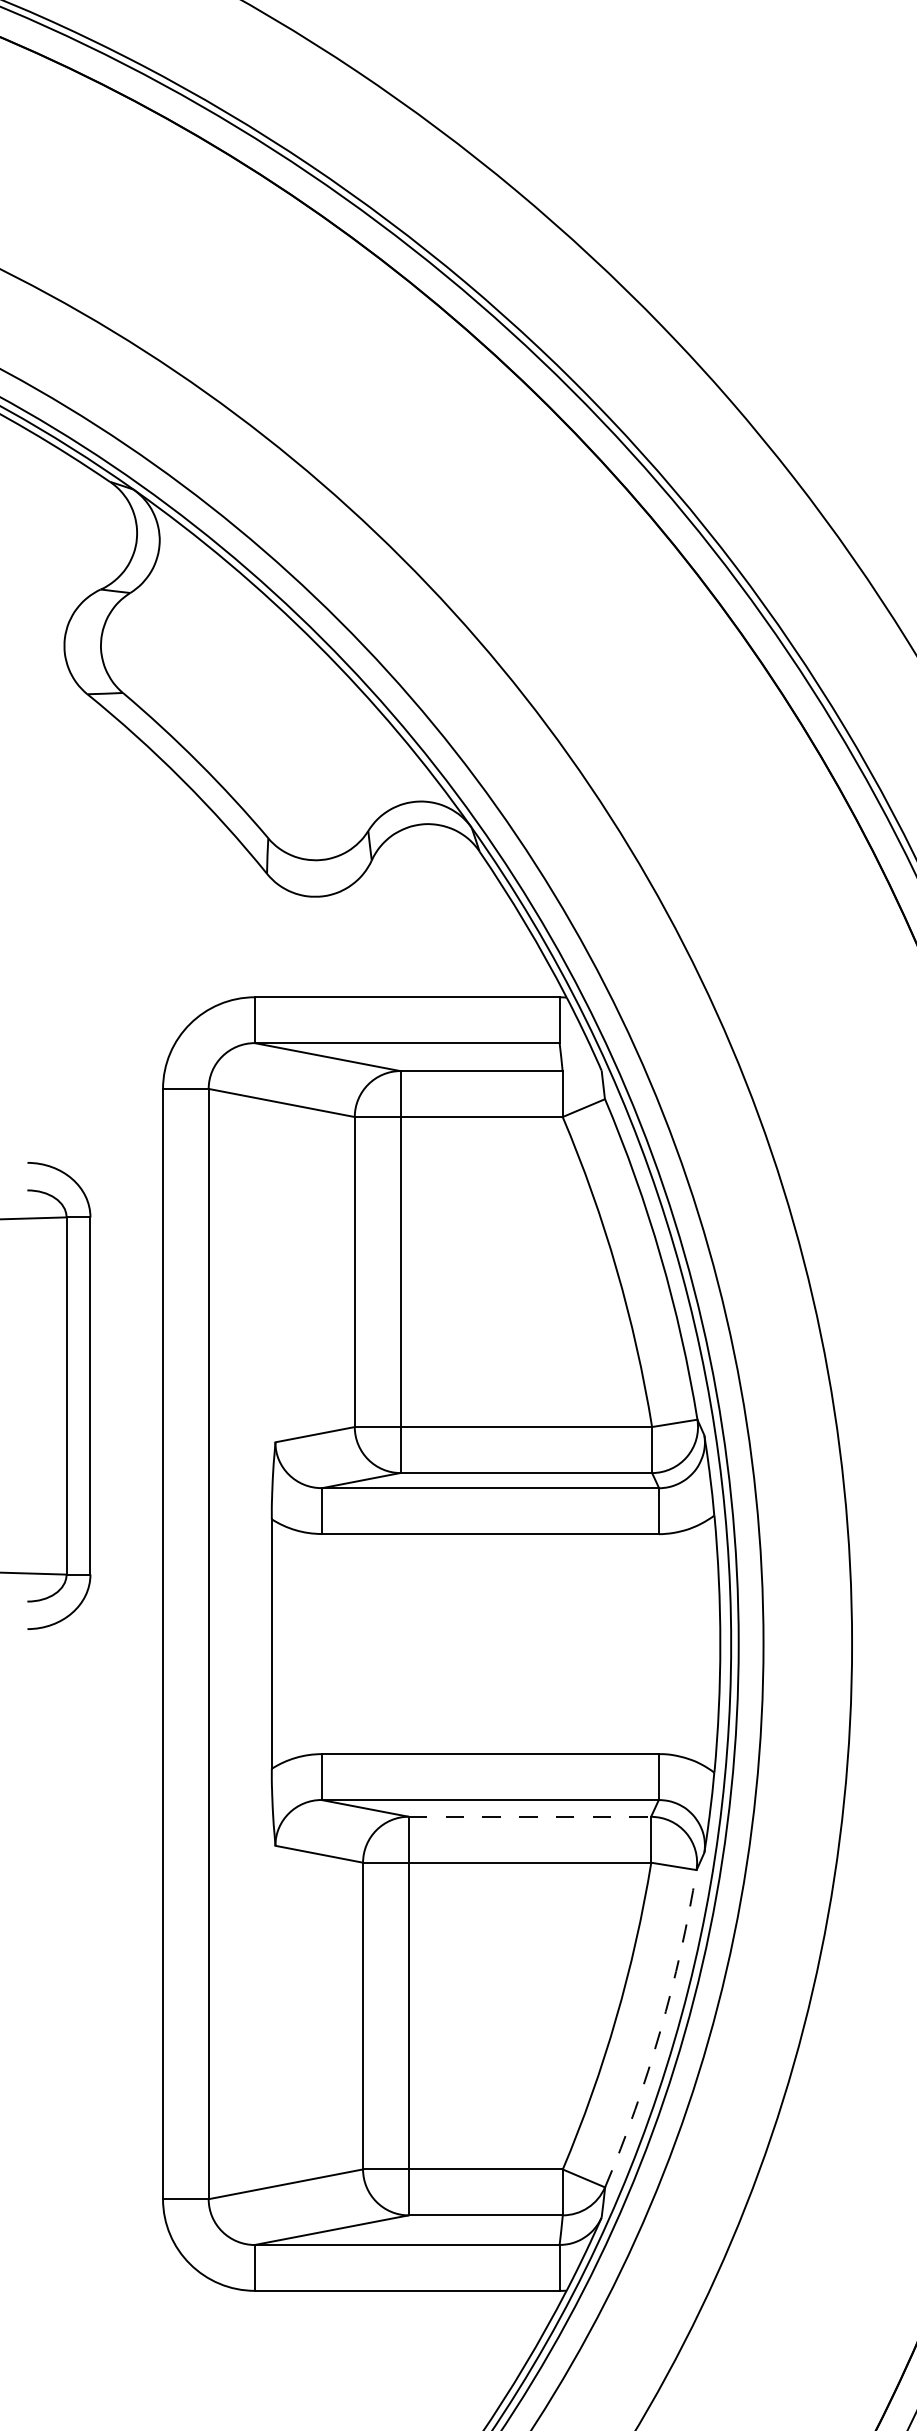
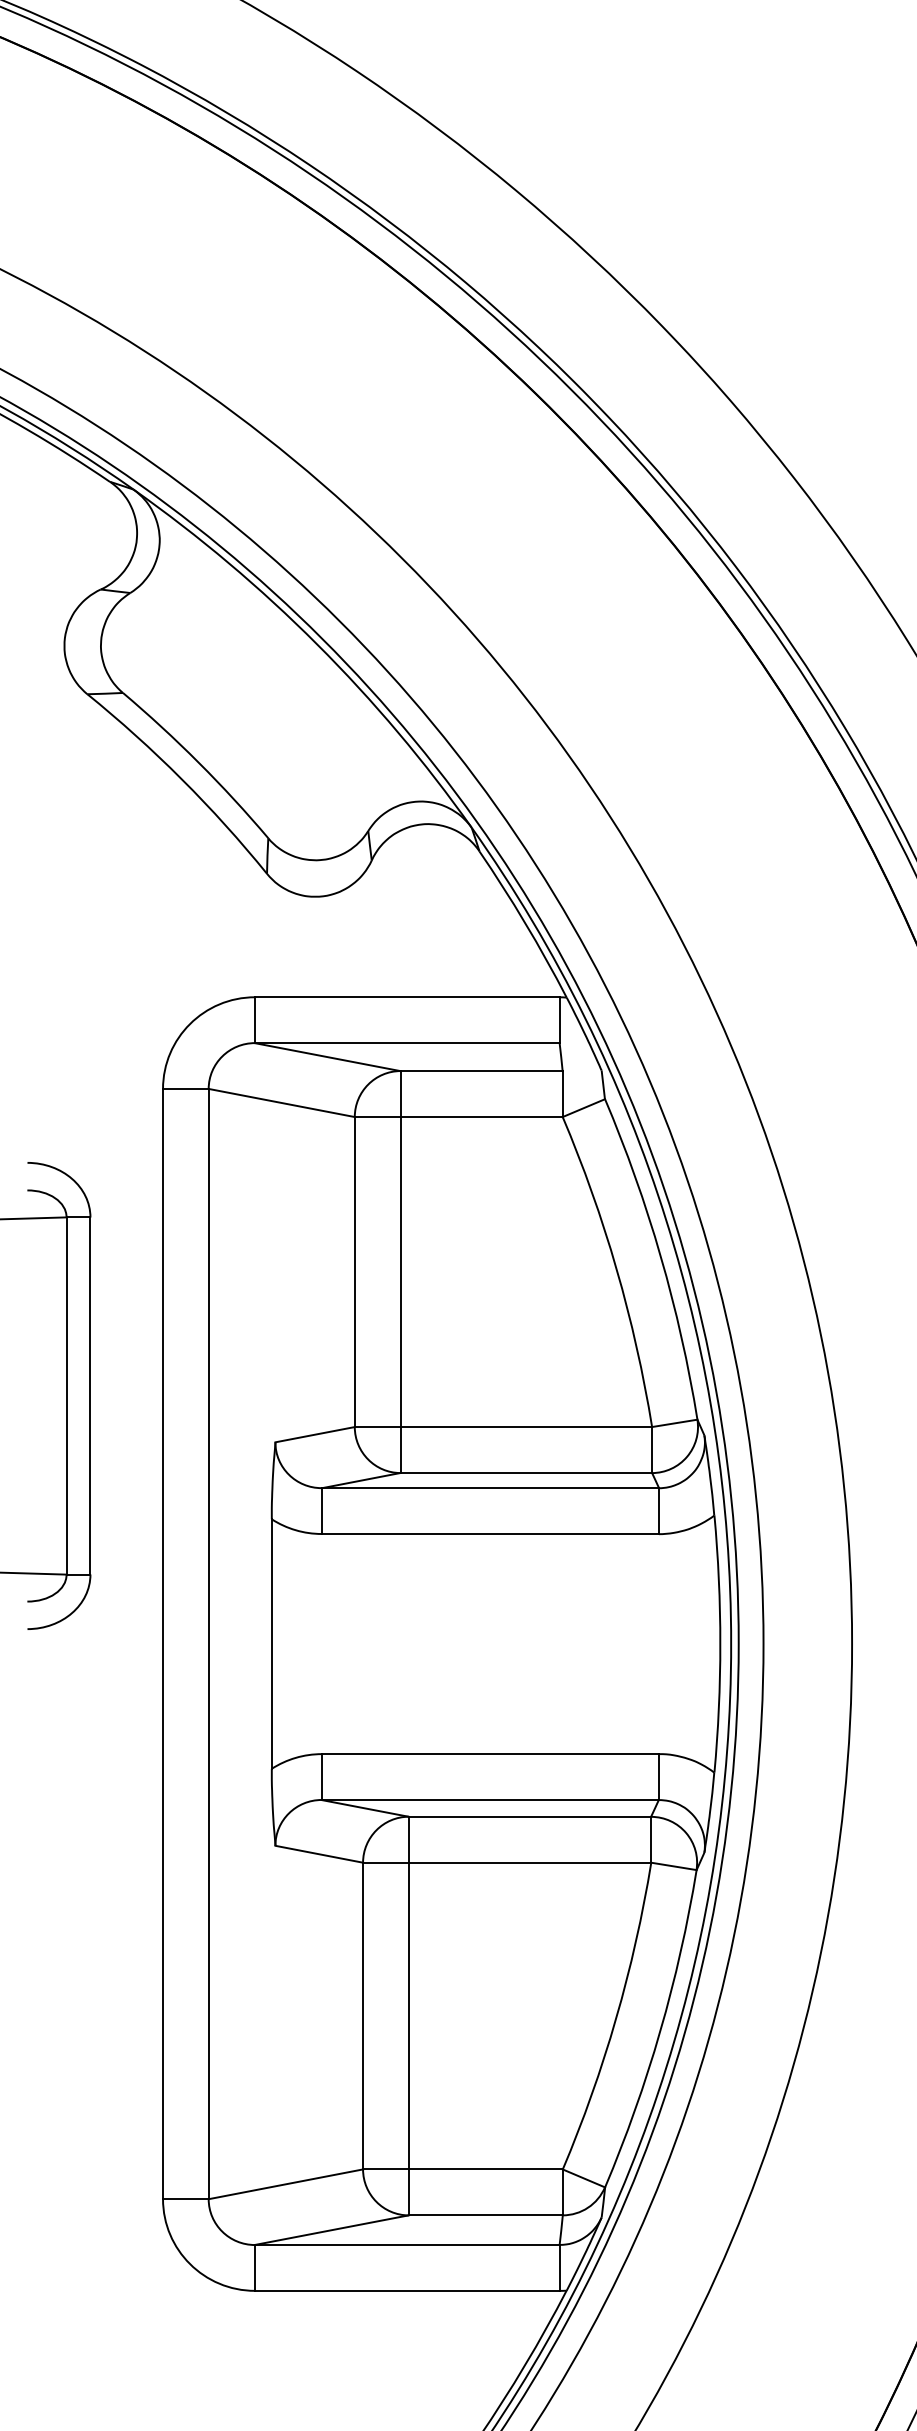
line: dashed -> solid (530, 1816)
arc: dashed -> solid (660, 2031)
